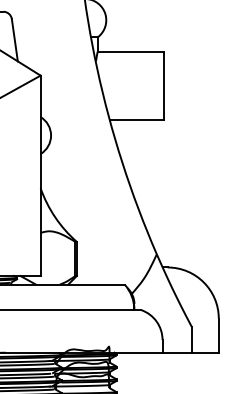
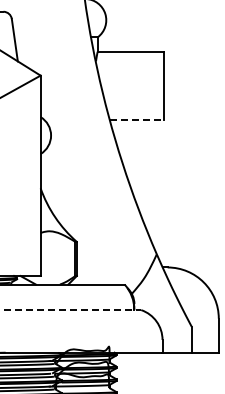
line: solid -> dashed (137, 120)
line: solid -> dashed (71, 310)
